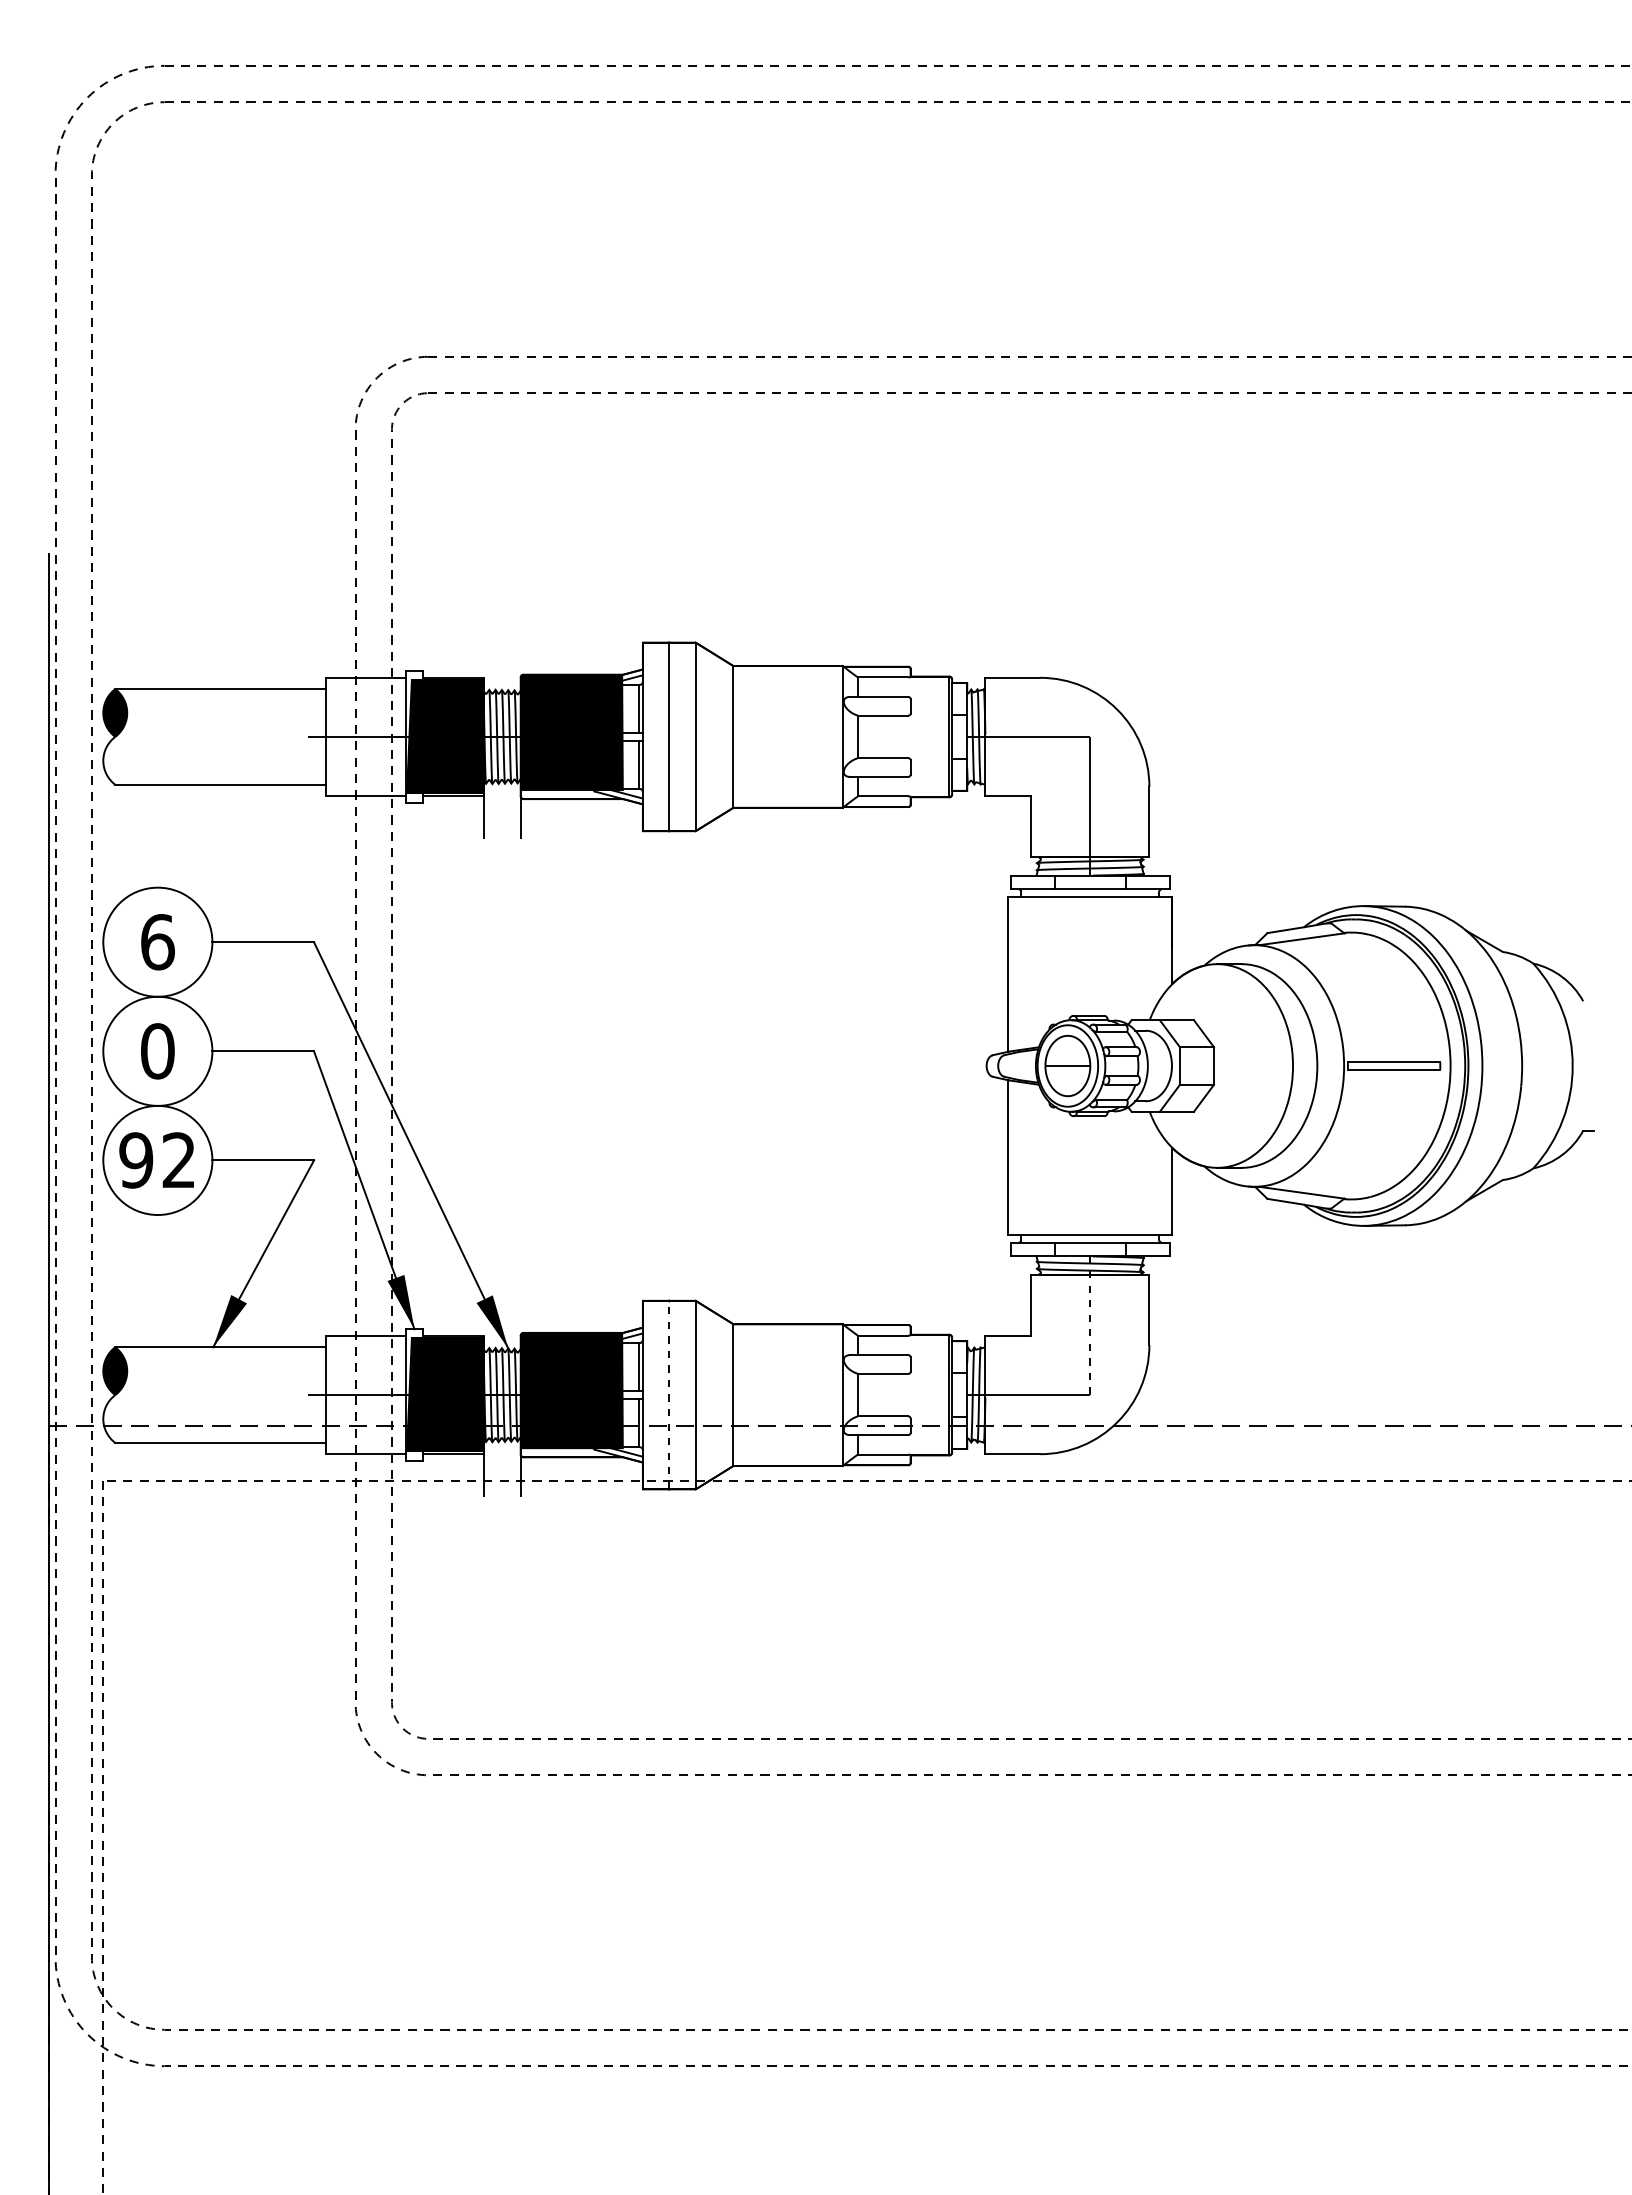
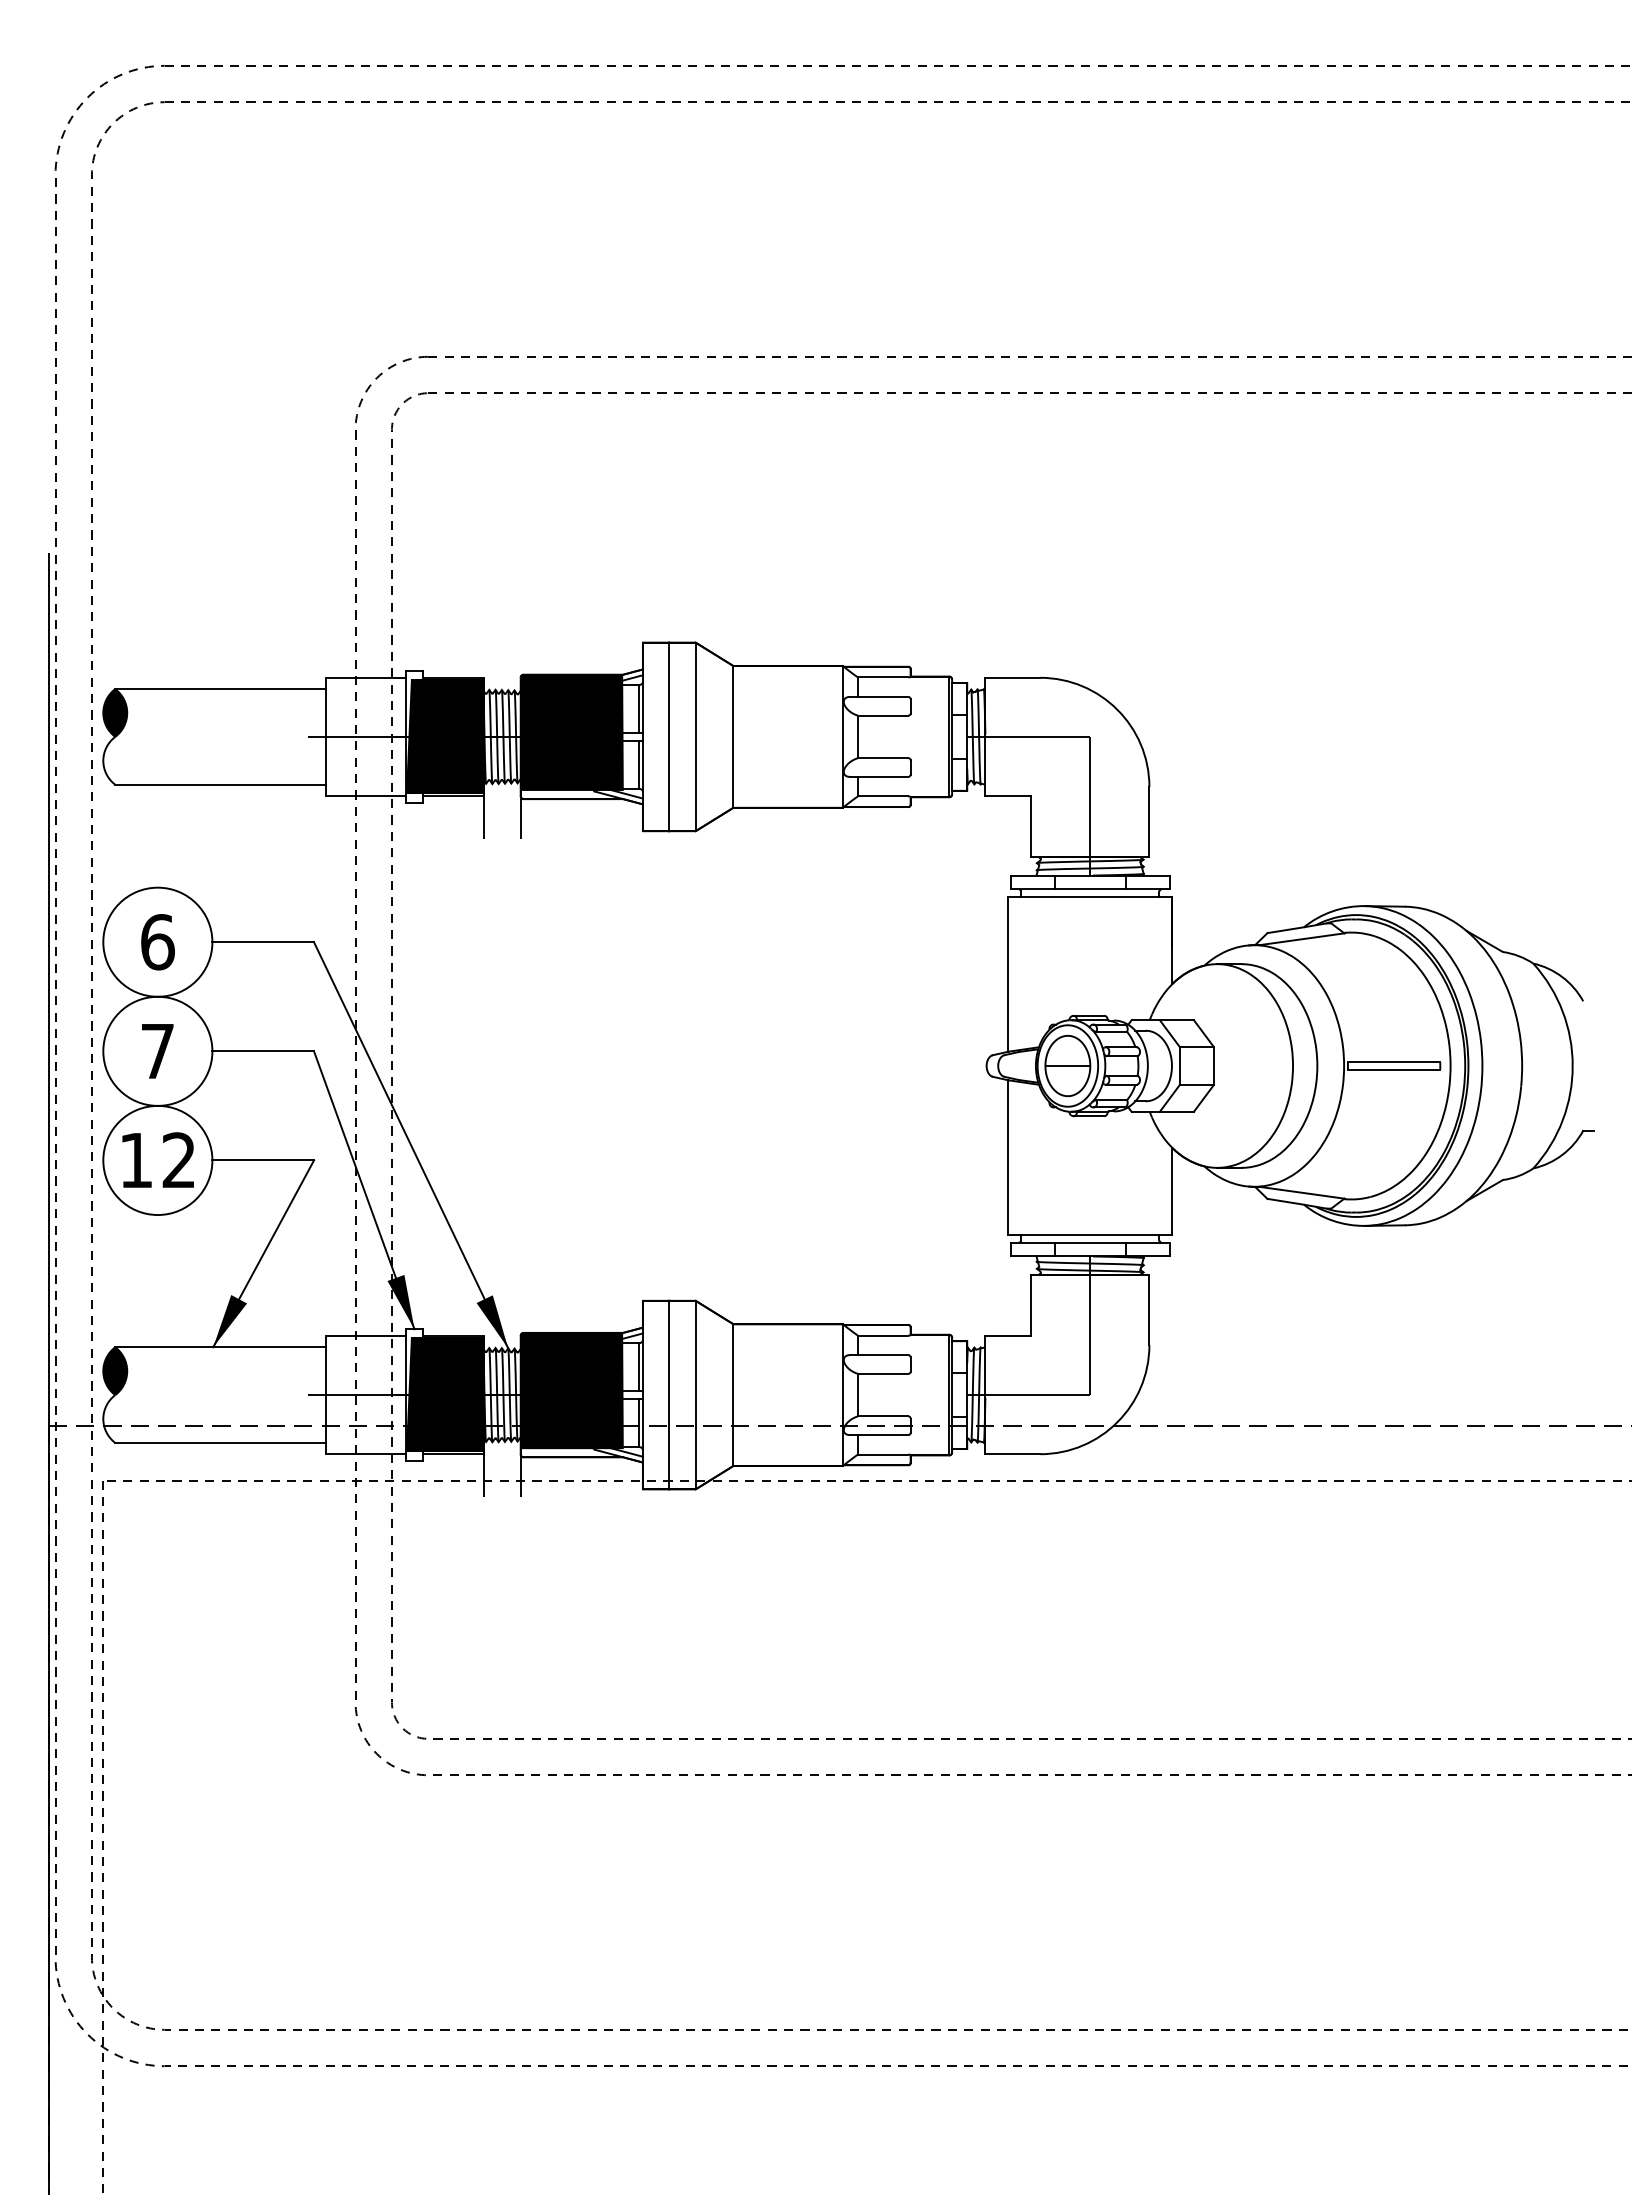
text: 0 -> 7 (157, 1051)
text: 92 -> 12 (136, 1160)
line: dashed -> solid (1090, 1326)
line: dashed -> solid (669, 1395)
